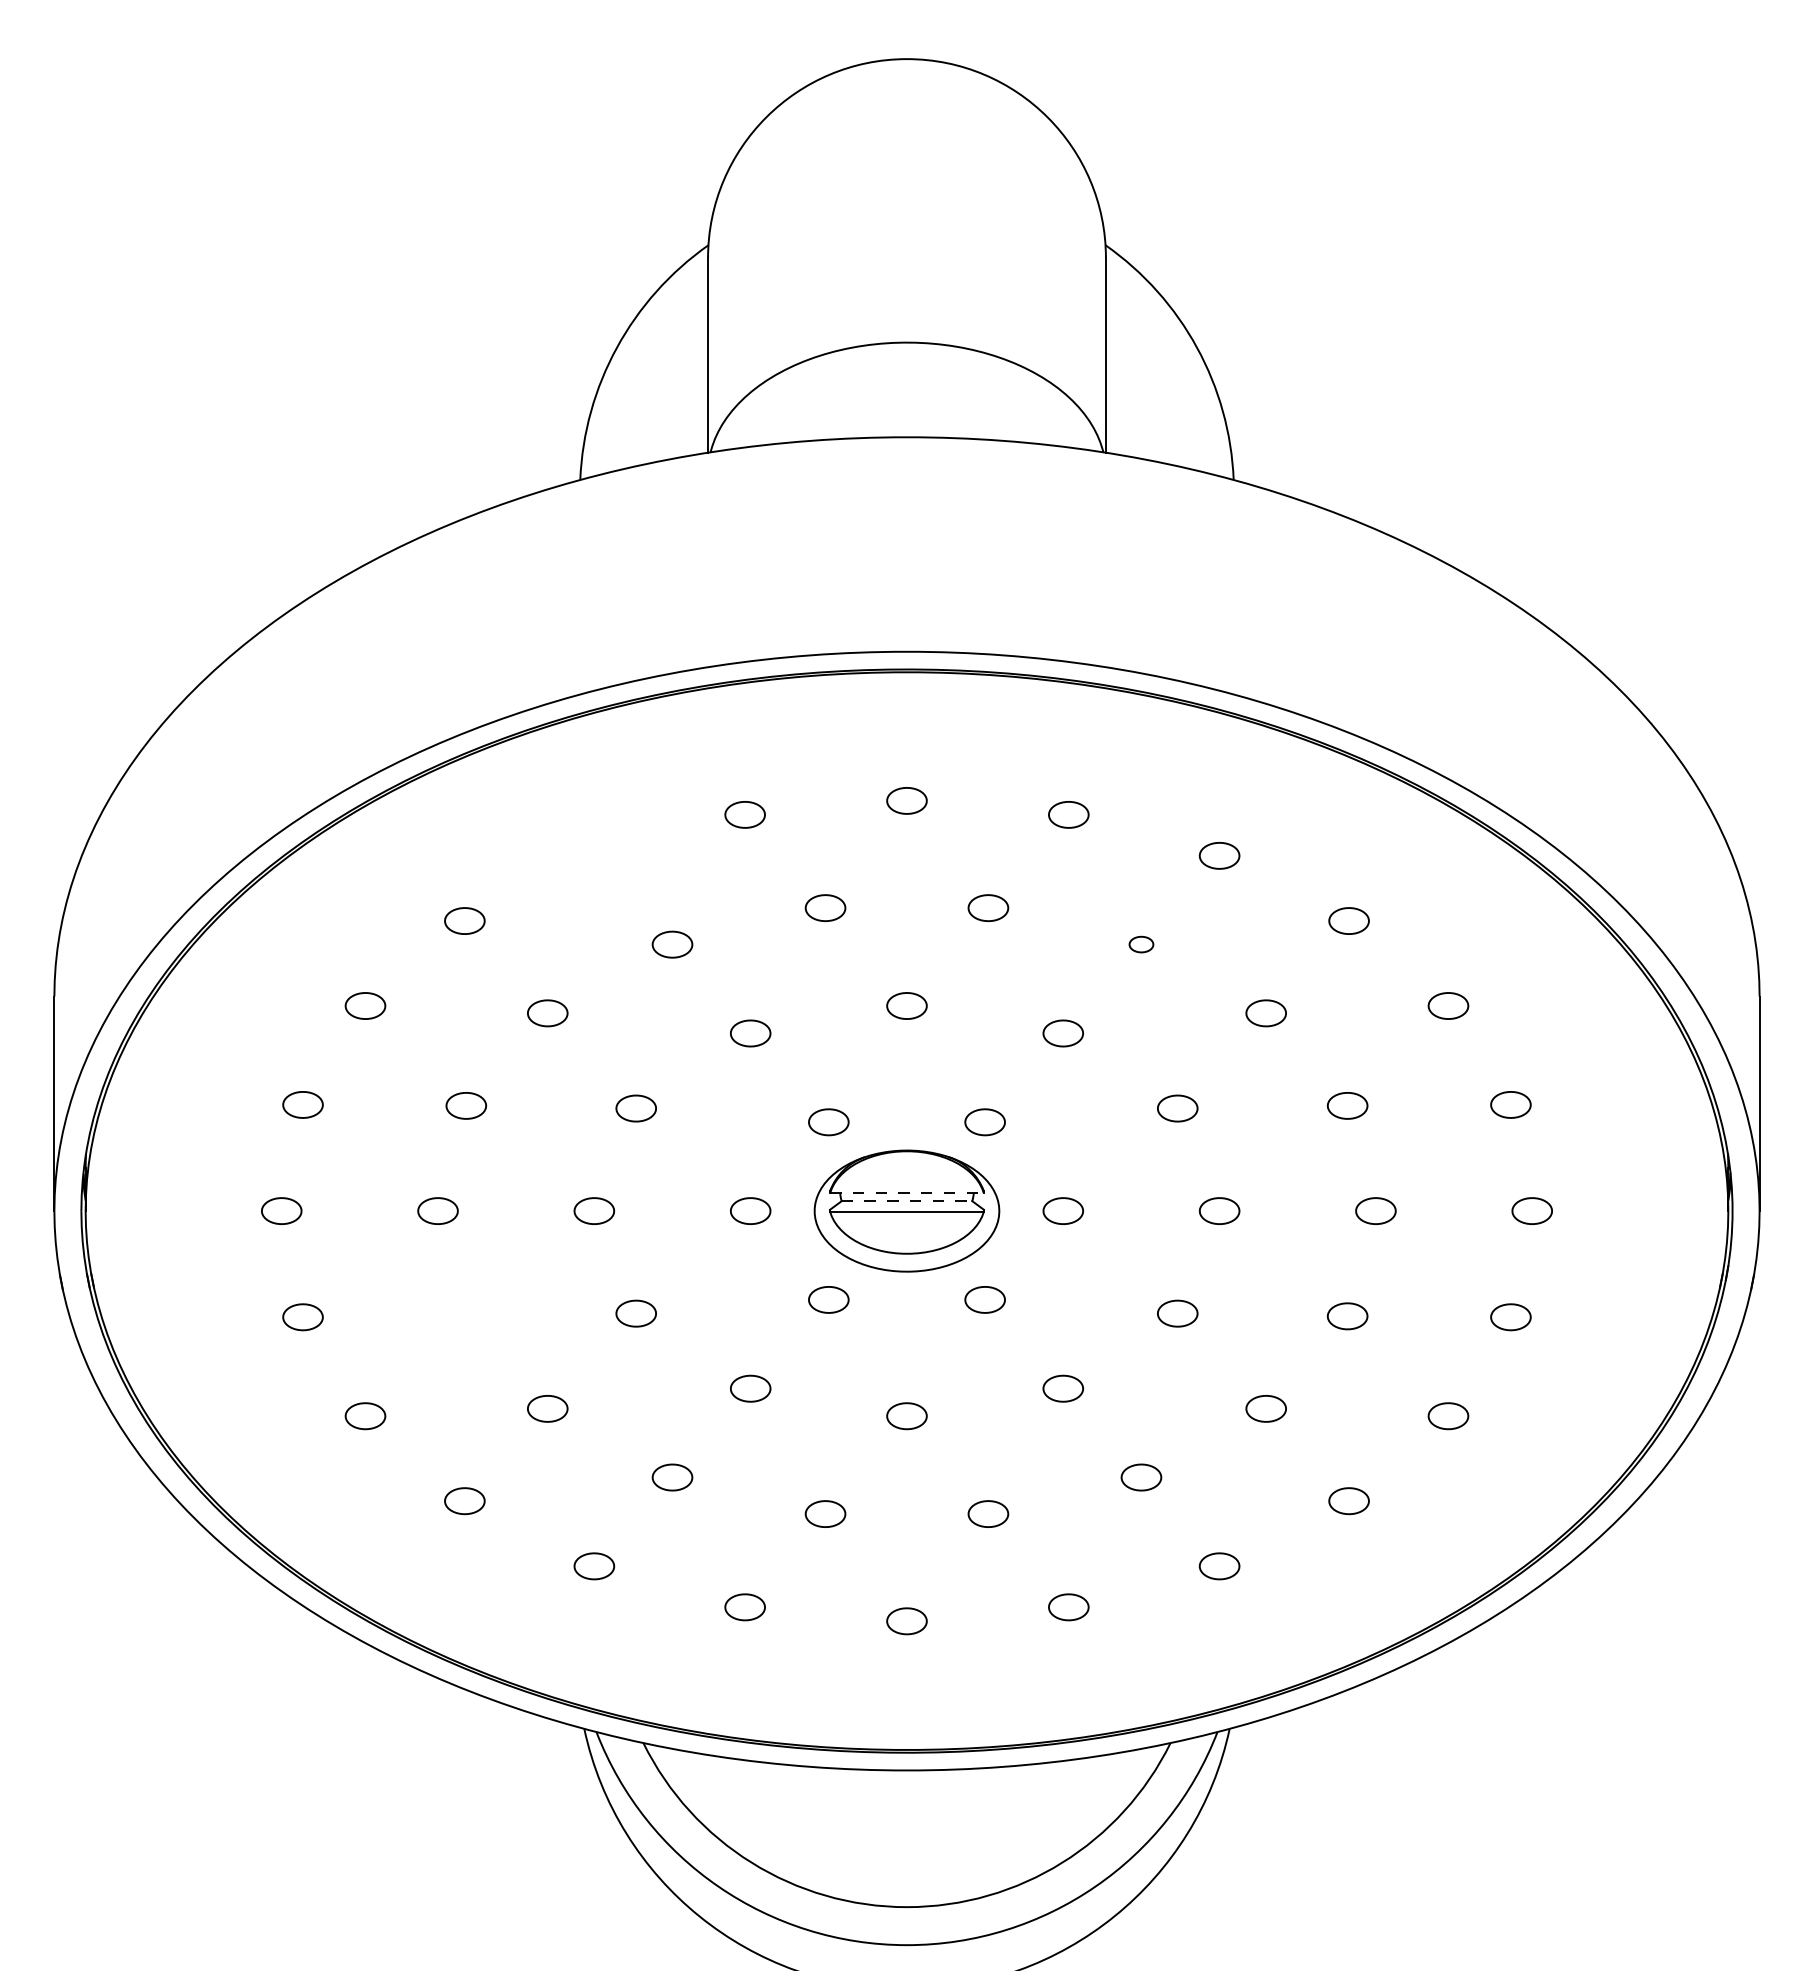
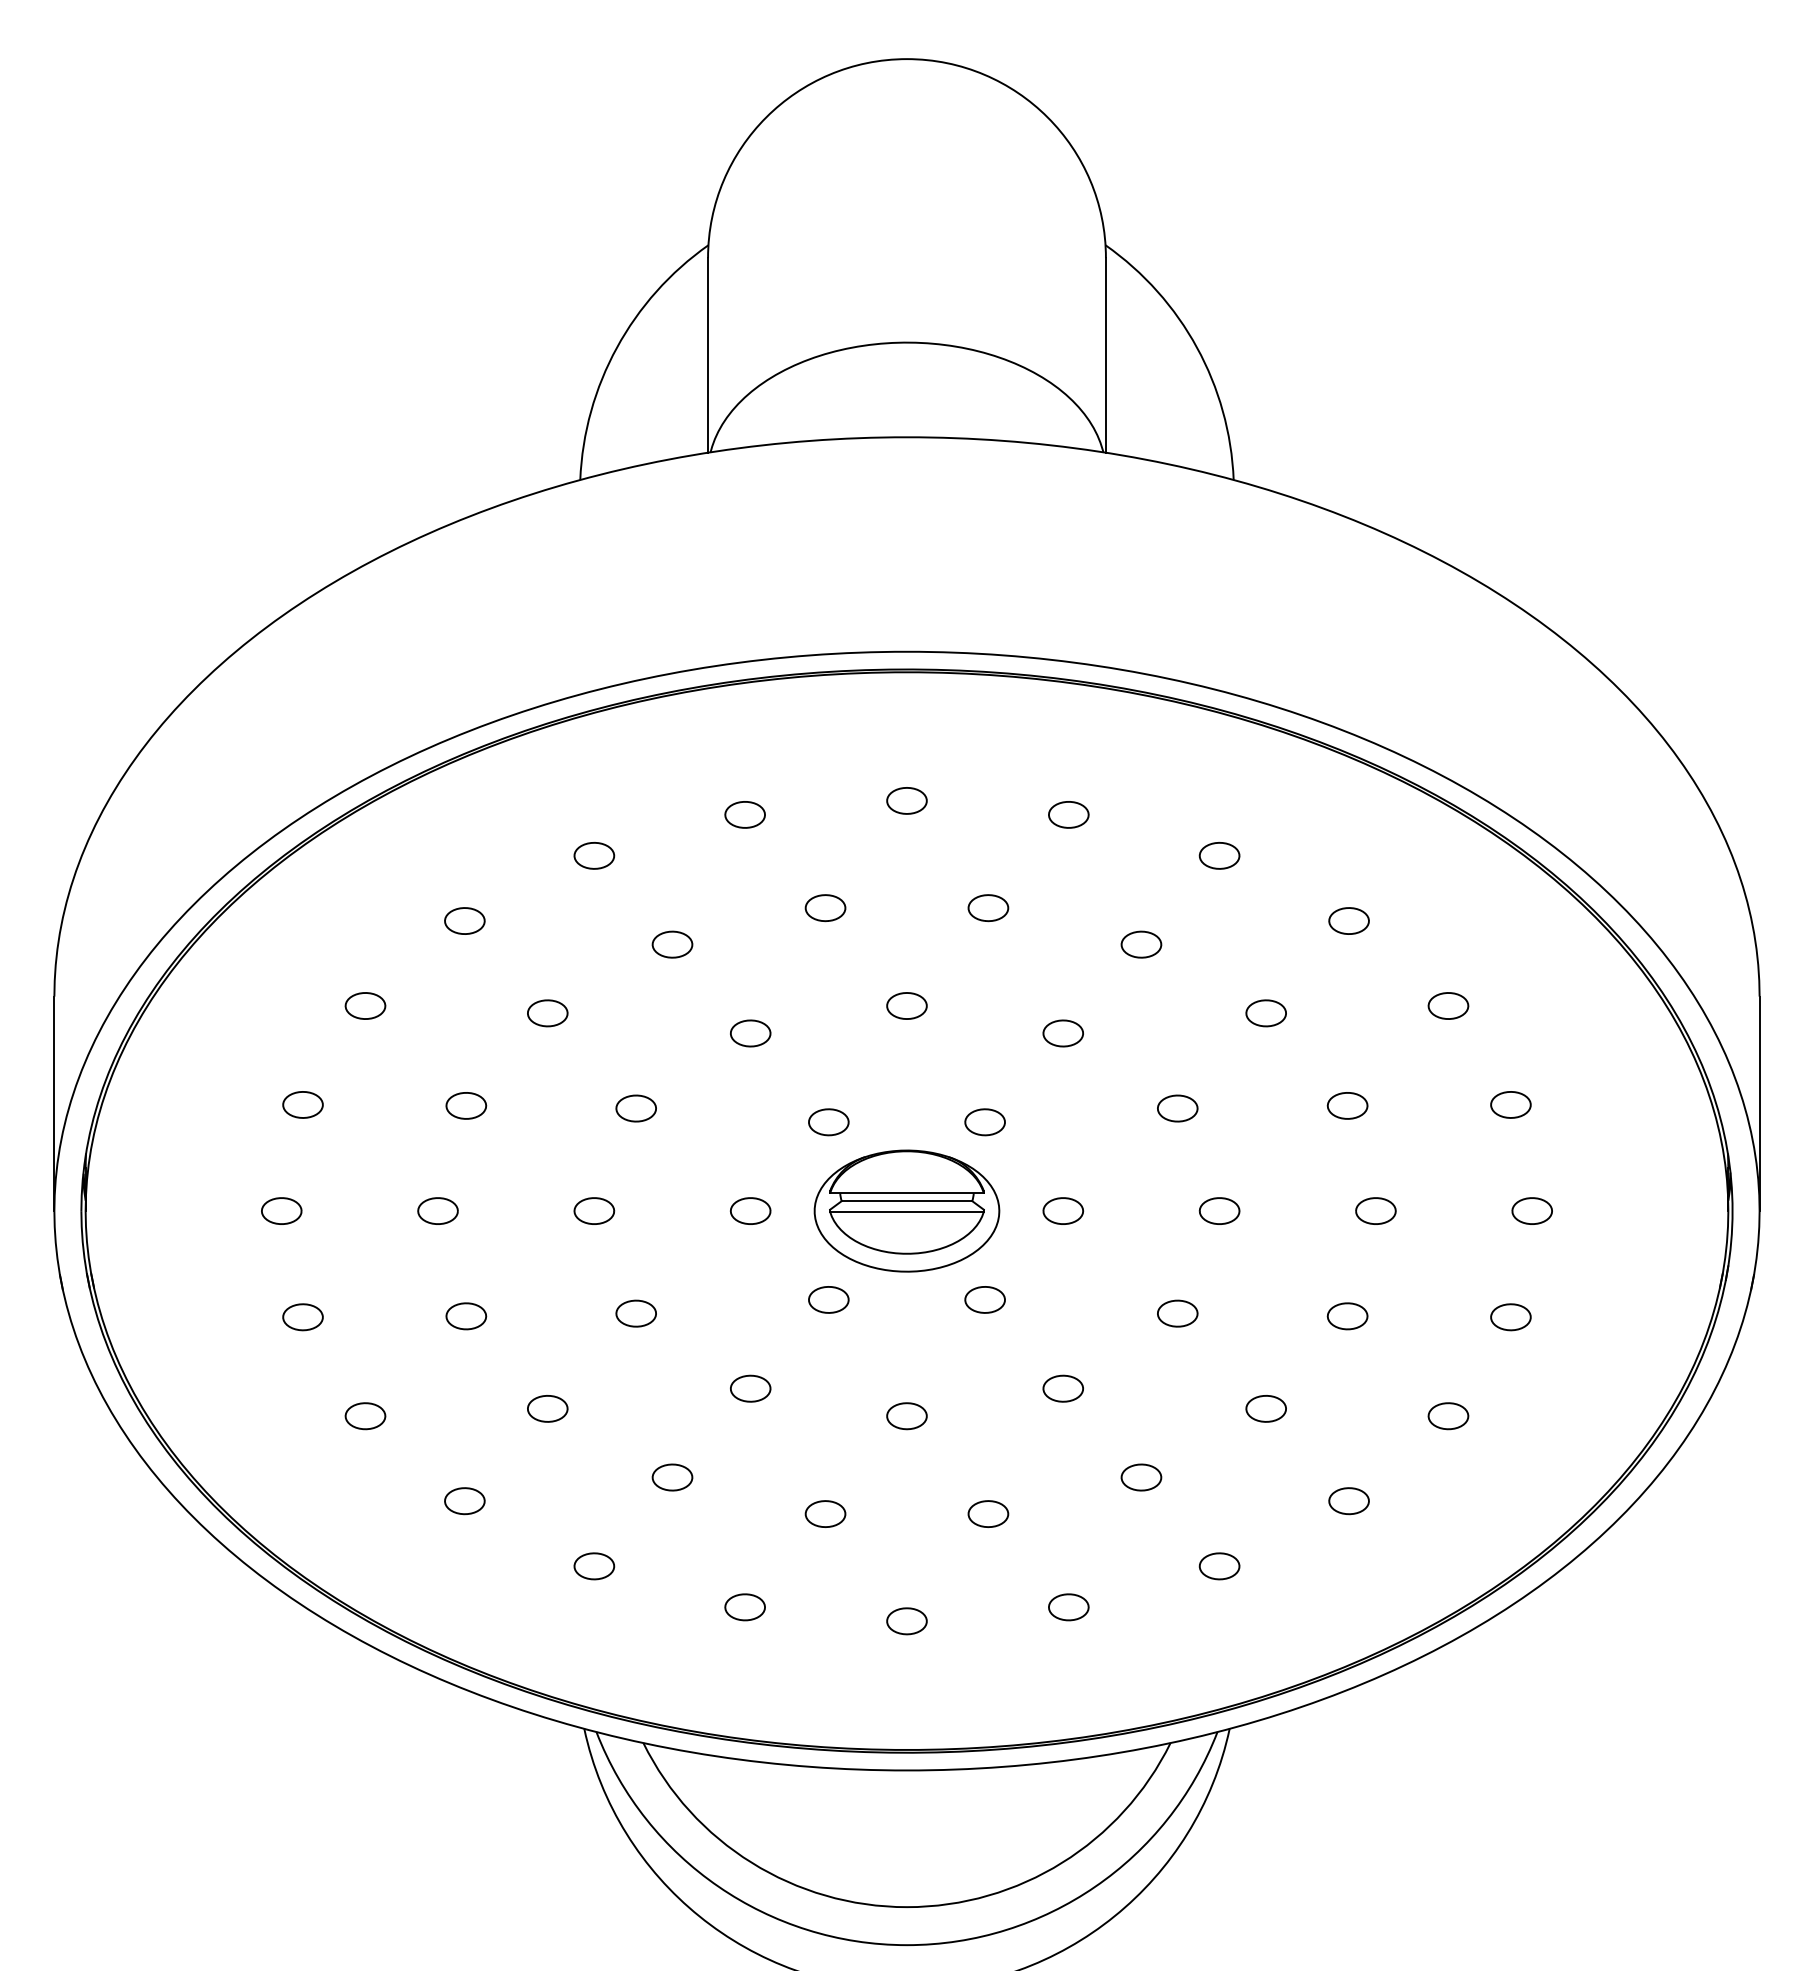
part: none -> present (594, 855)
part size: 27x19 px -> 43x29 px (1141, 944)
line: dashed -> solid (906, 1193)
line: dashed -> solid (907, 1201)
part: none -> present (466, 1316)
